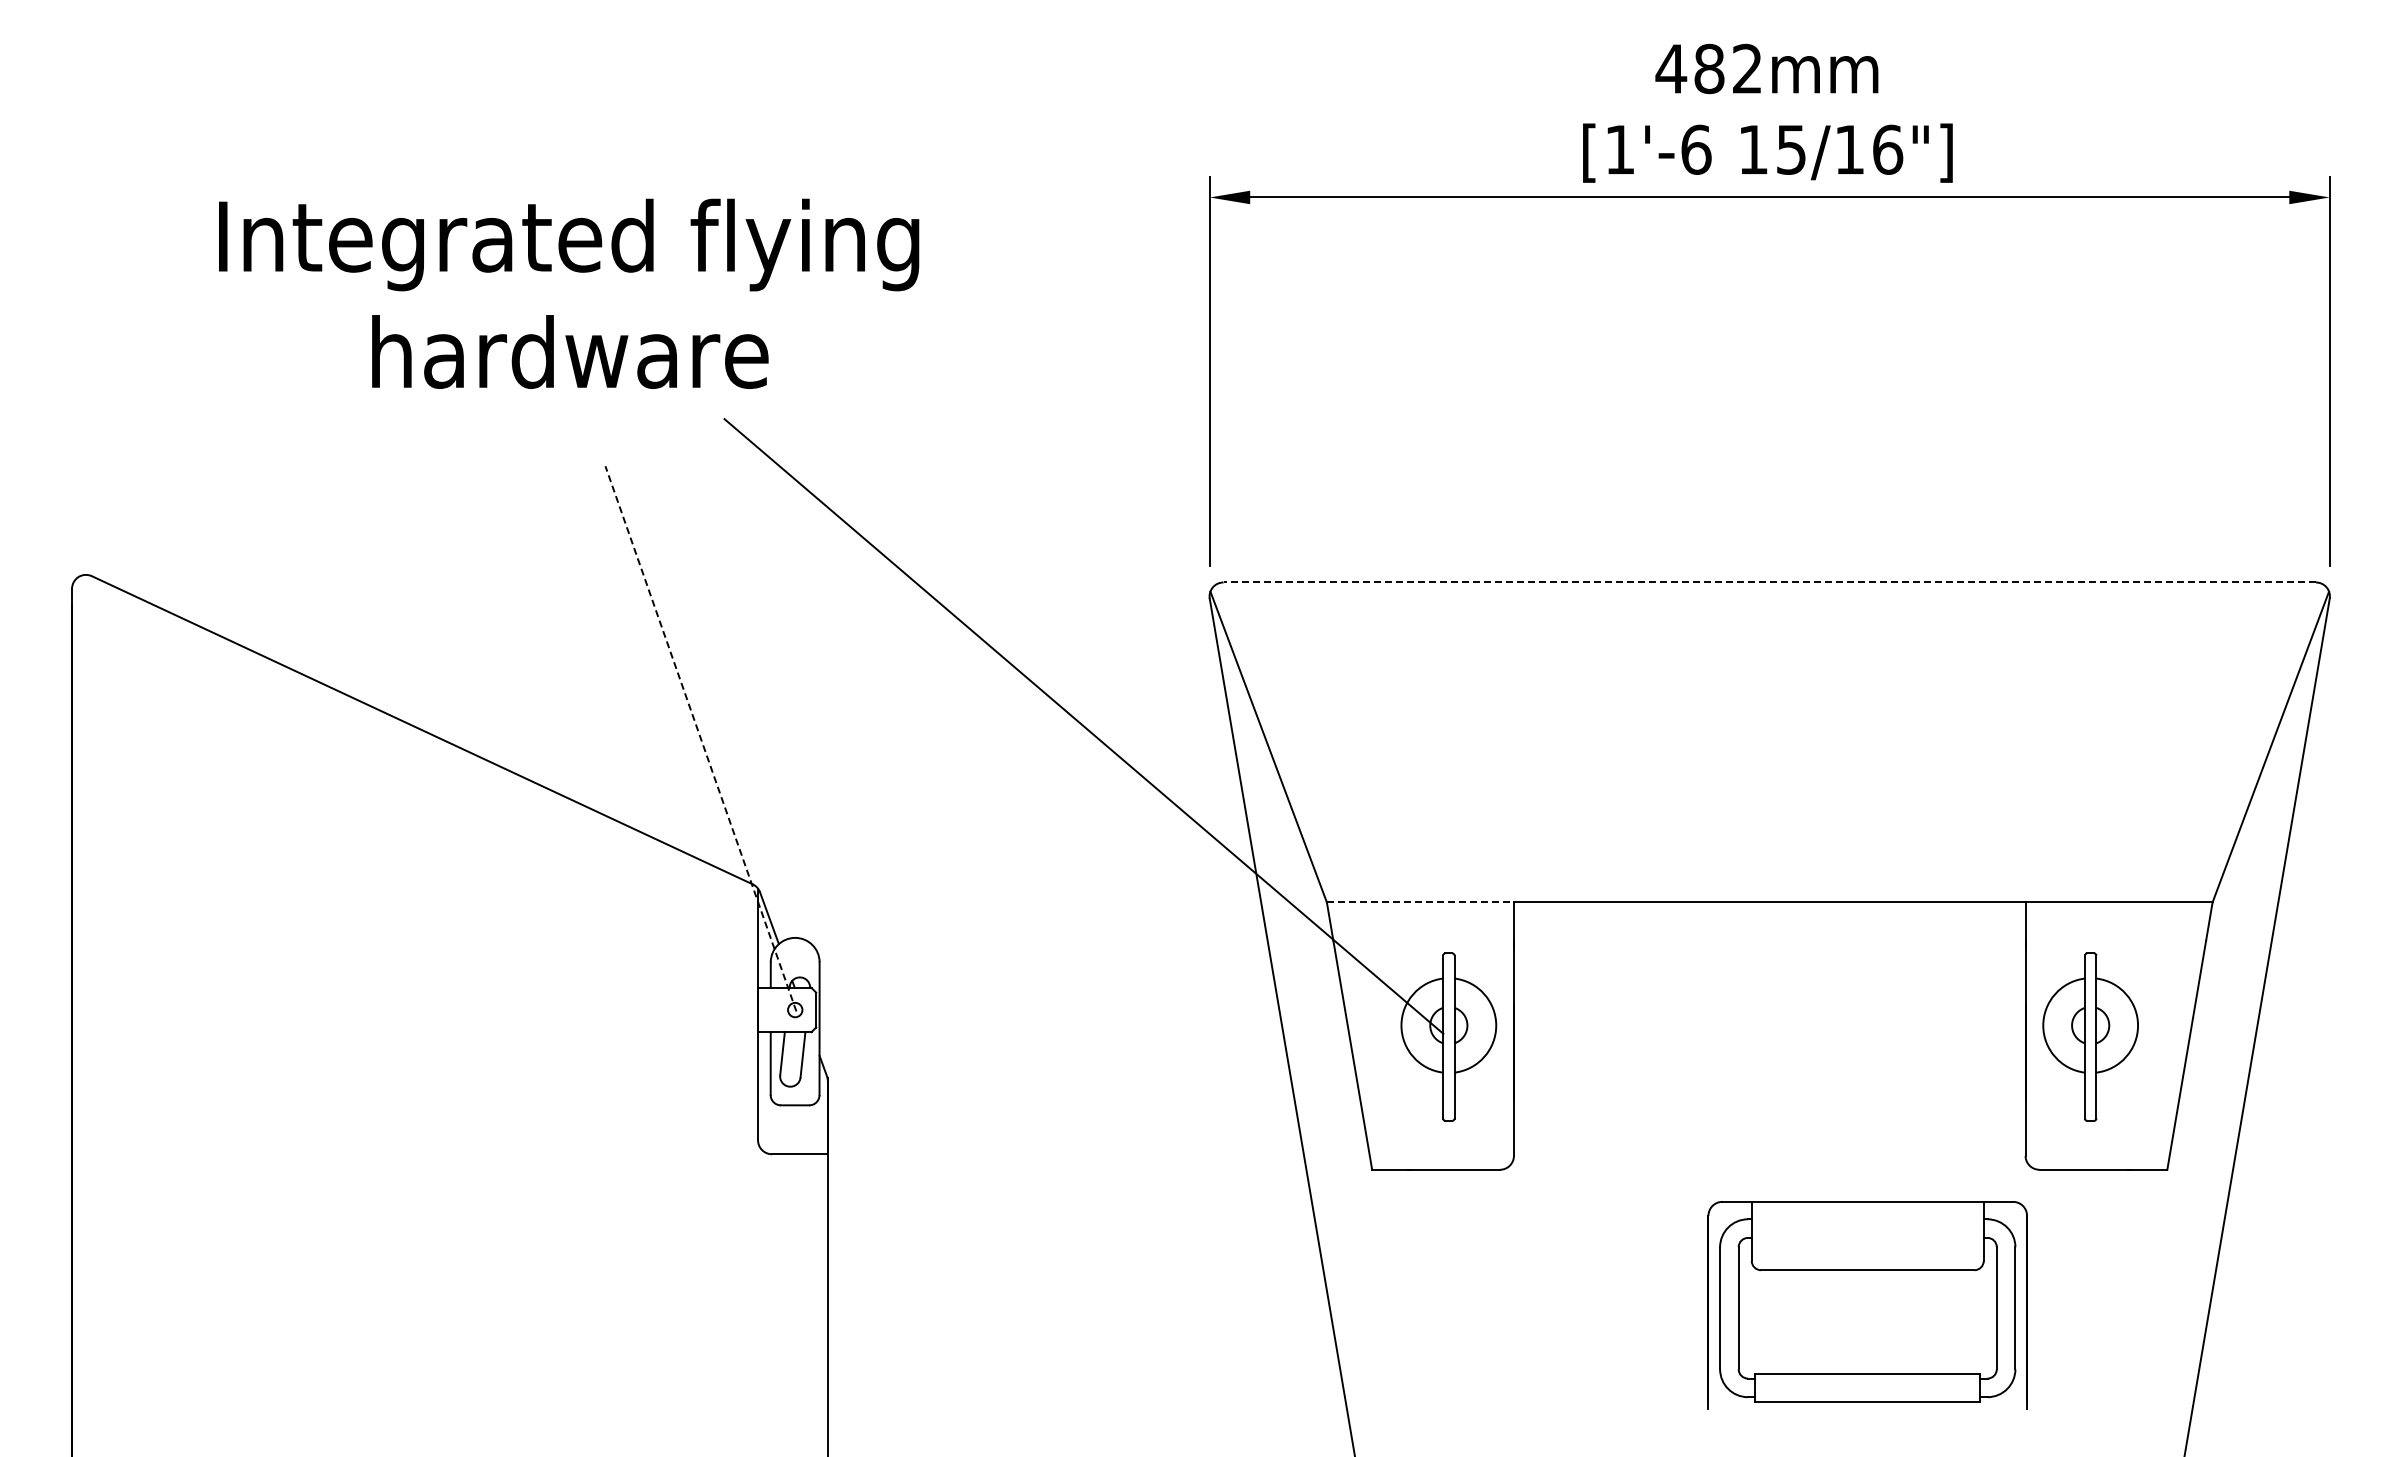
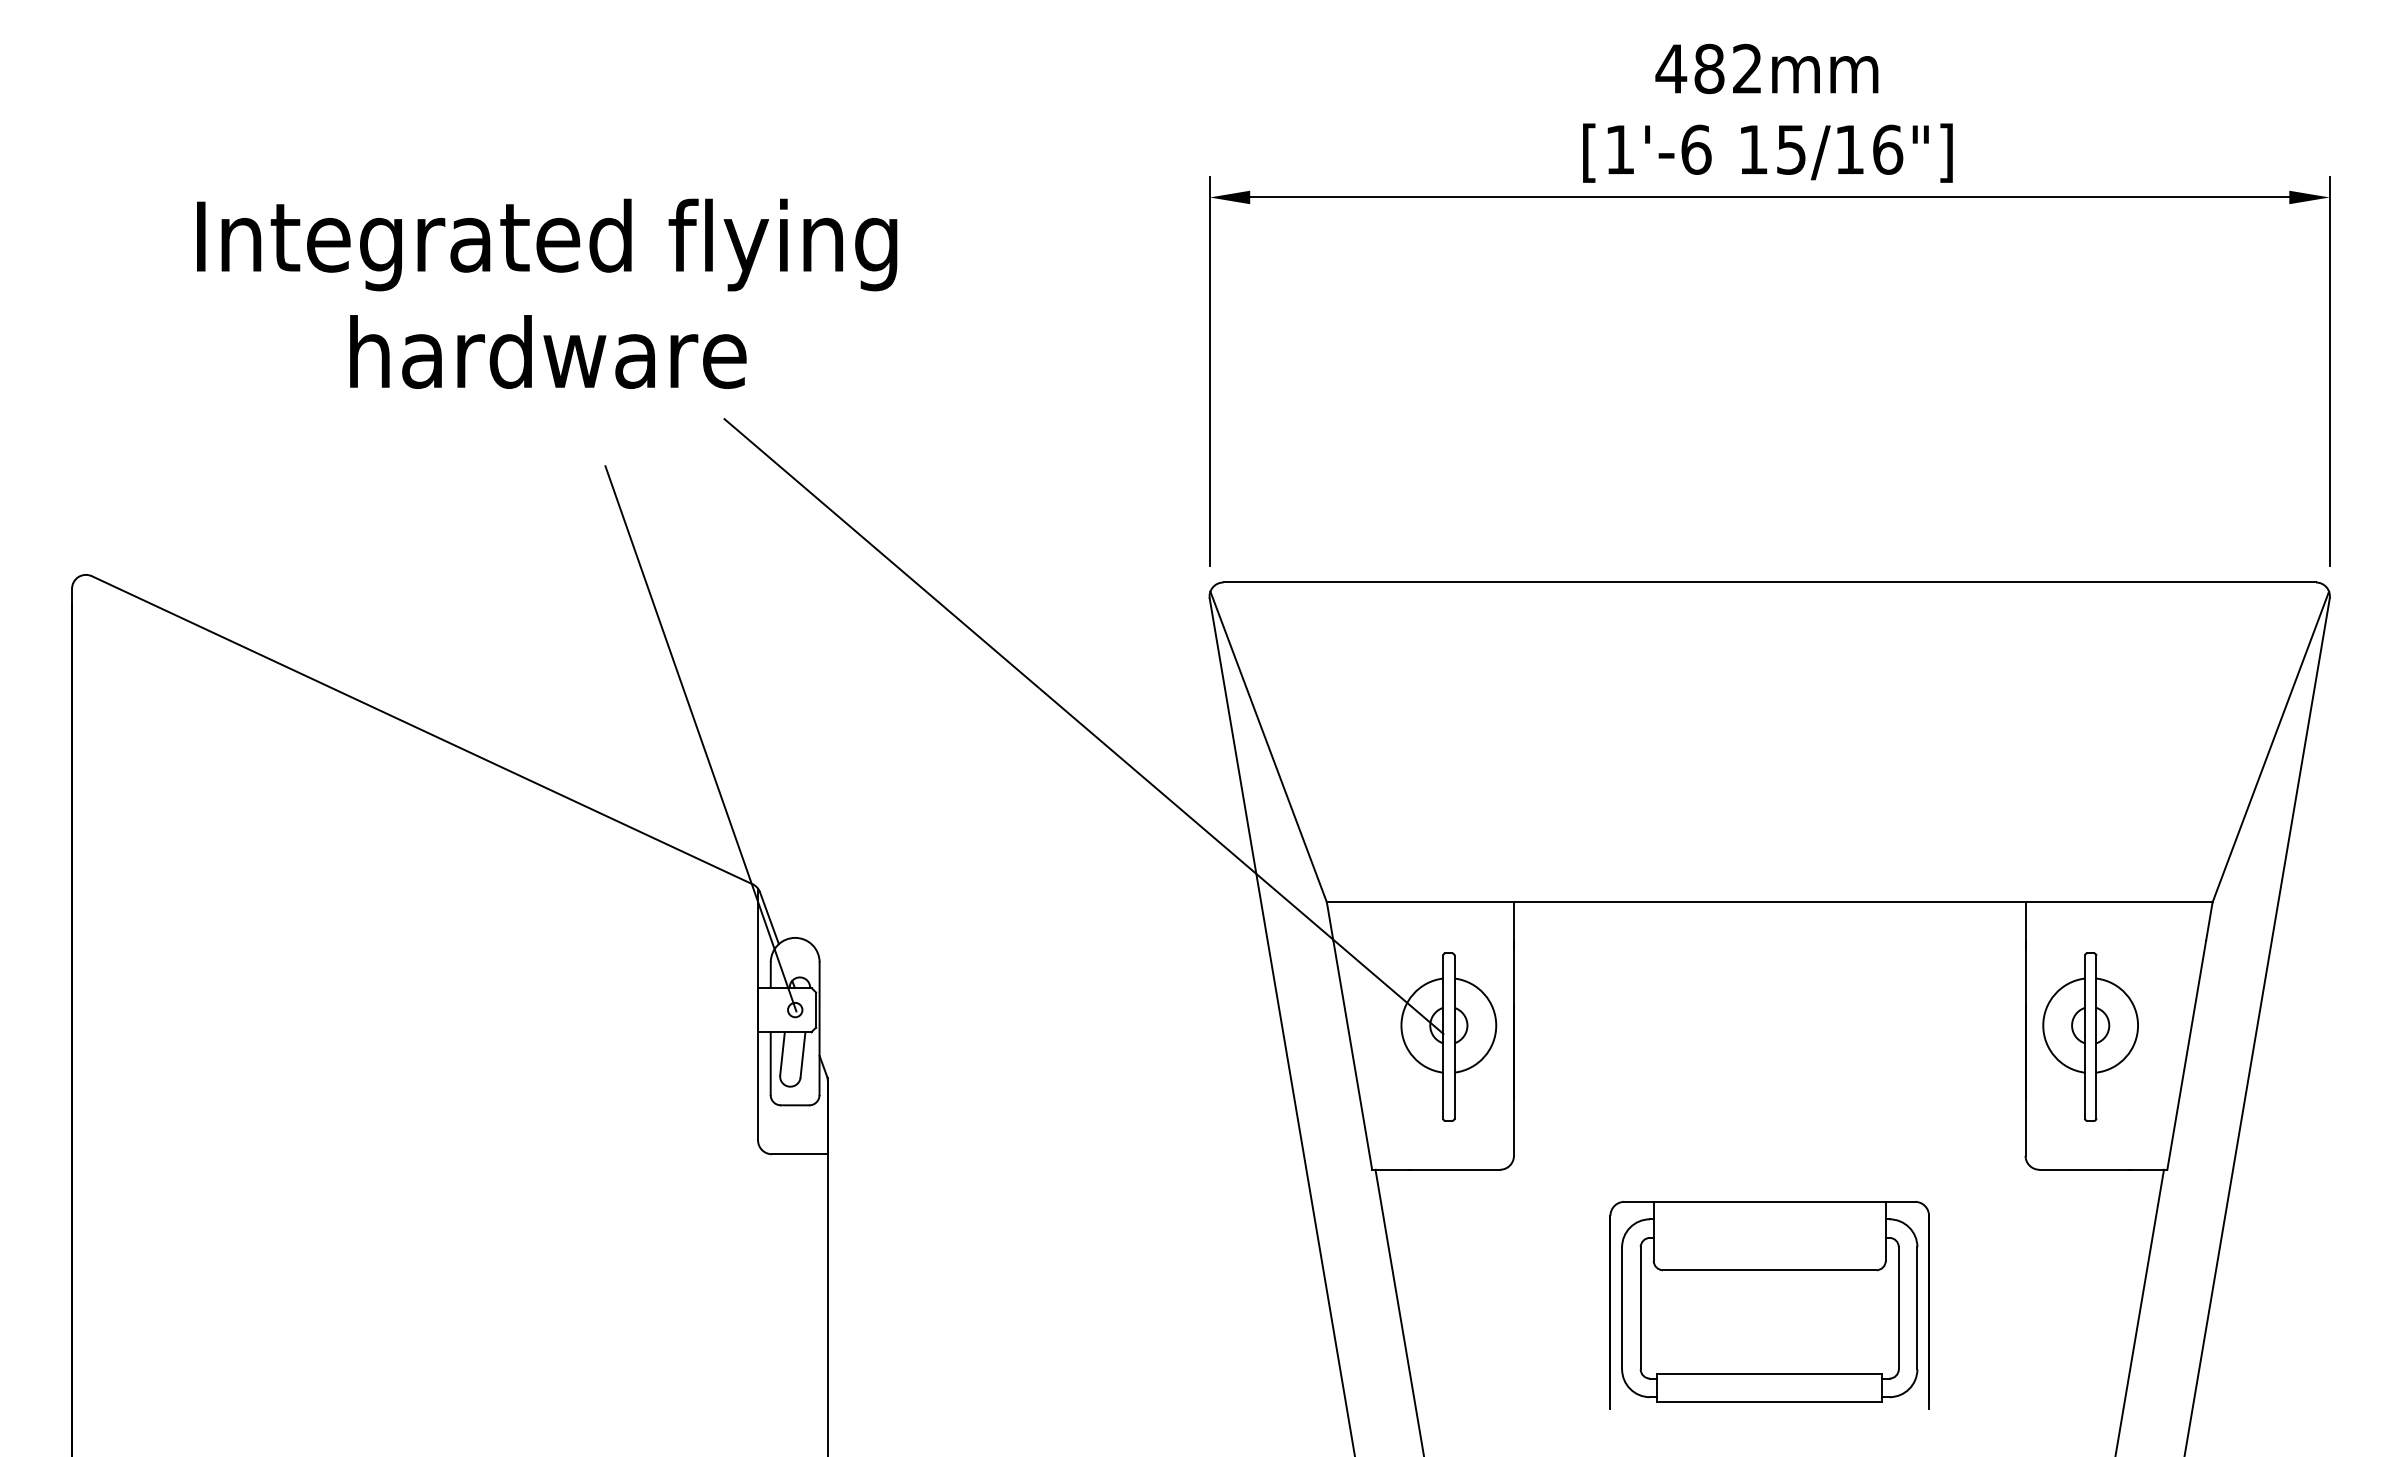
text position: (569, 293) -> (547, 293) (547, 293)
line: dashed -> solid (1769, 582)
line: dashed -> solid (700, 738)
line: dashed -> solid (1420, 902)
part position: (1867, 1305) -> (1769, 1305) (1769, 1305)
line: none -> present (1399, 1311)
line: none -> present (2139, 1311)
